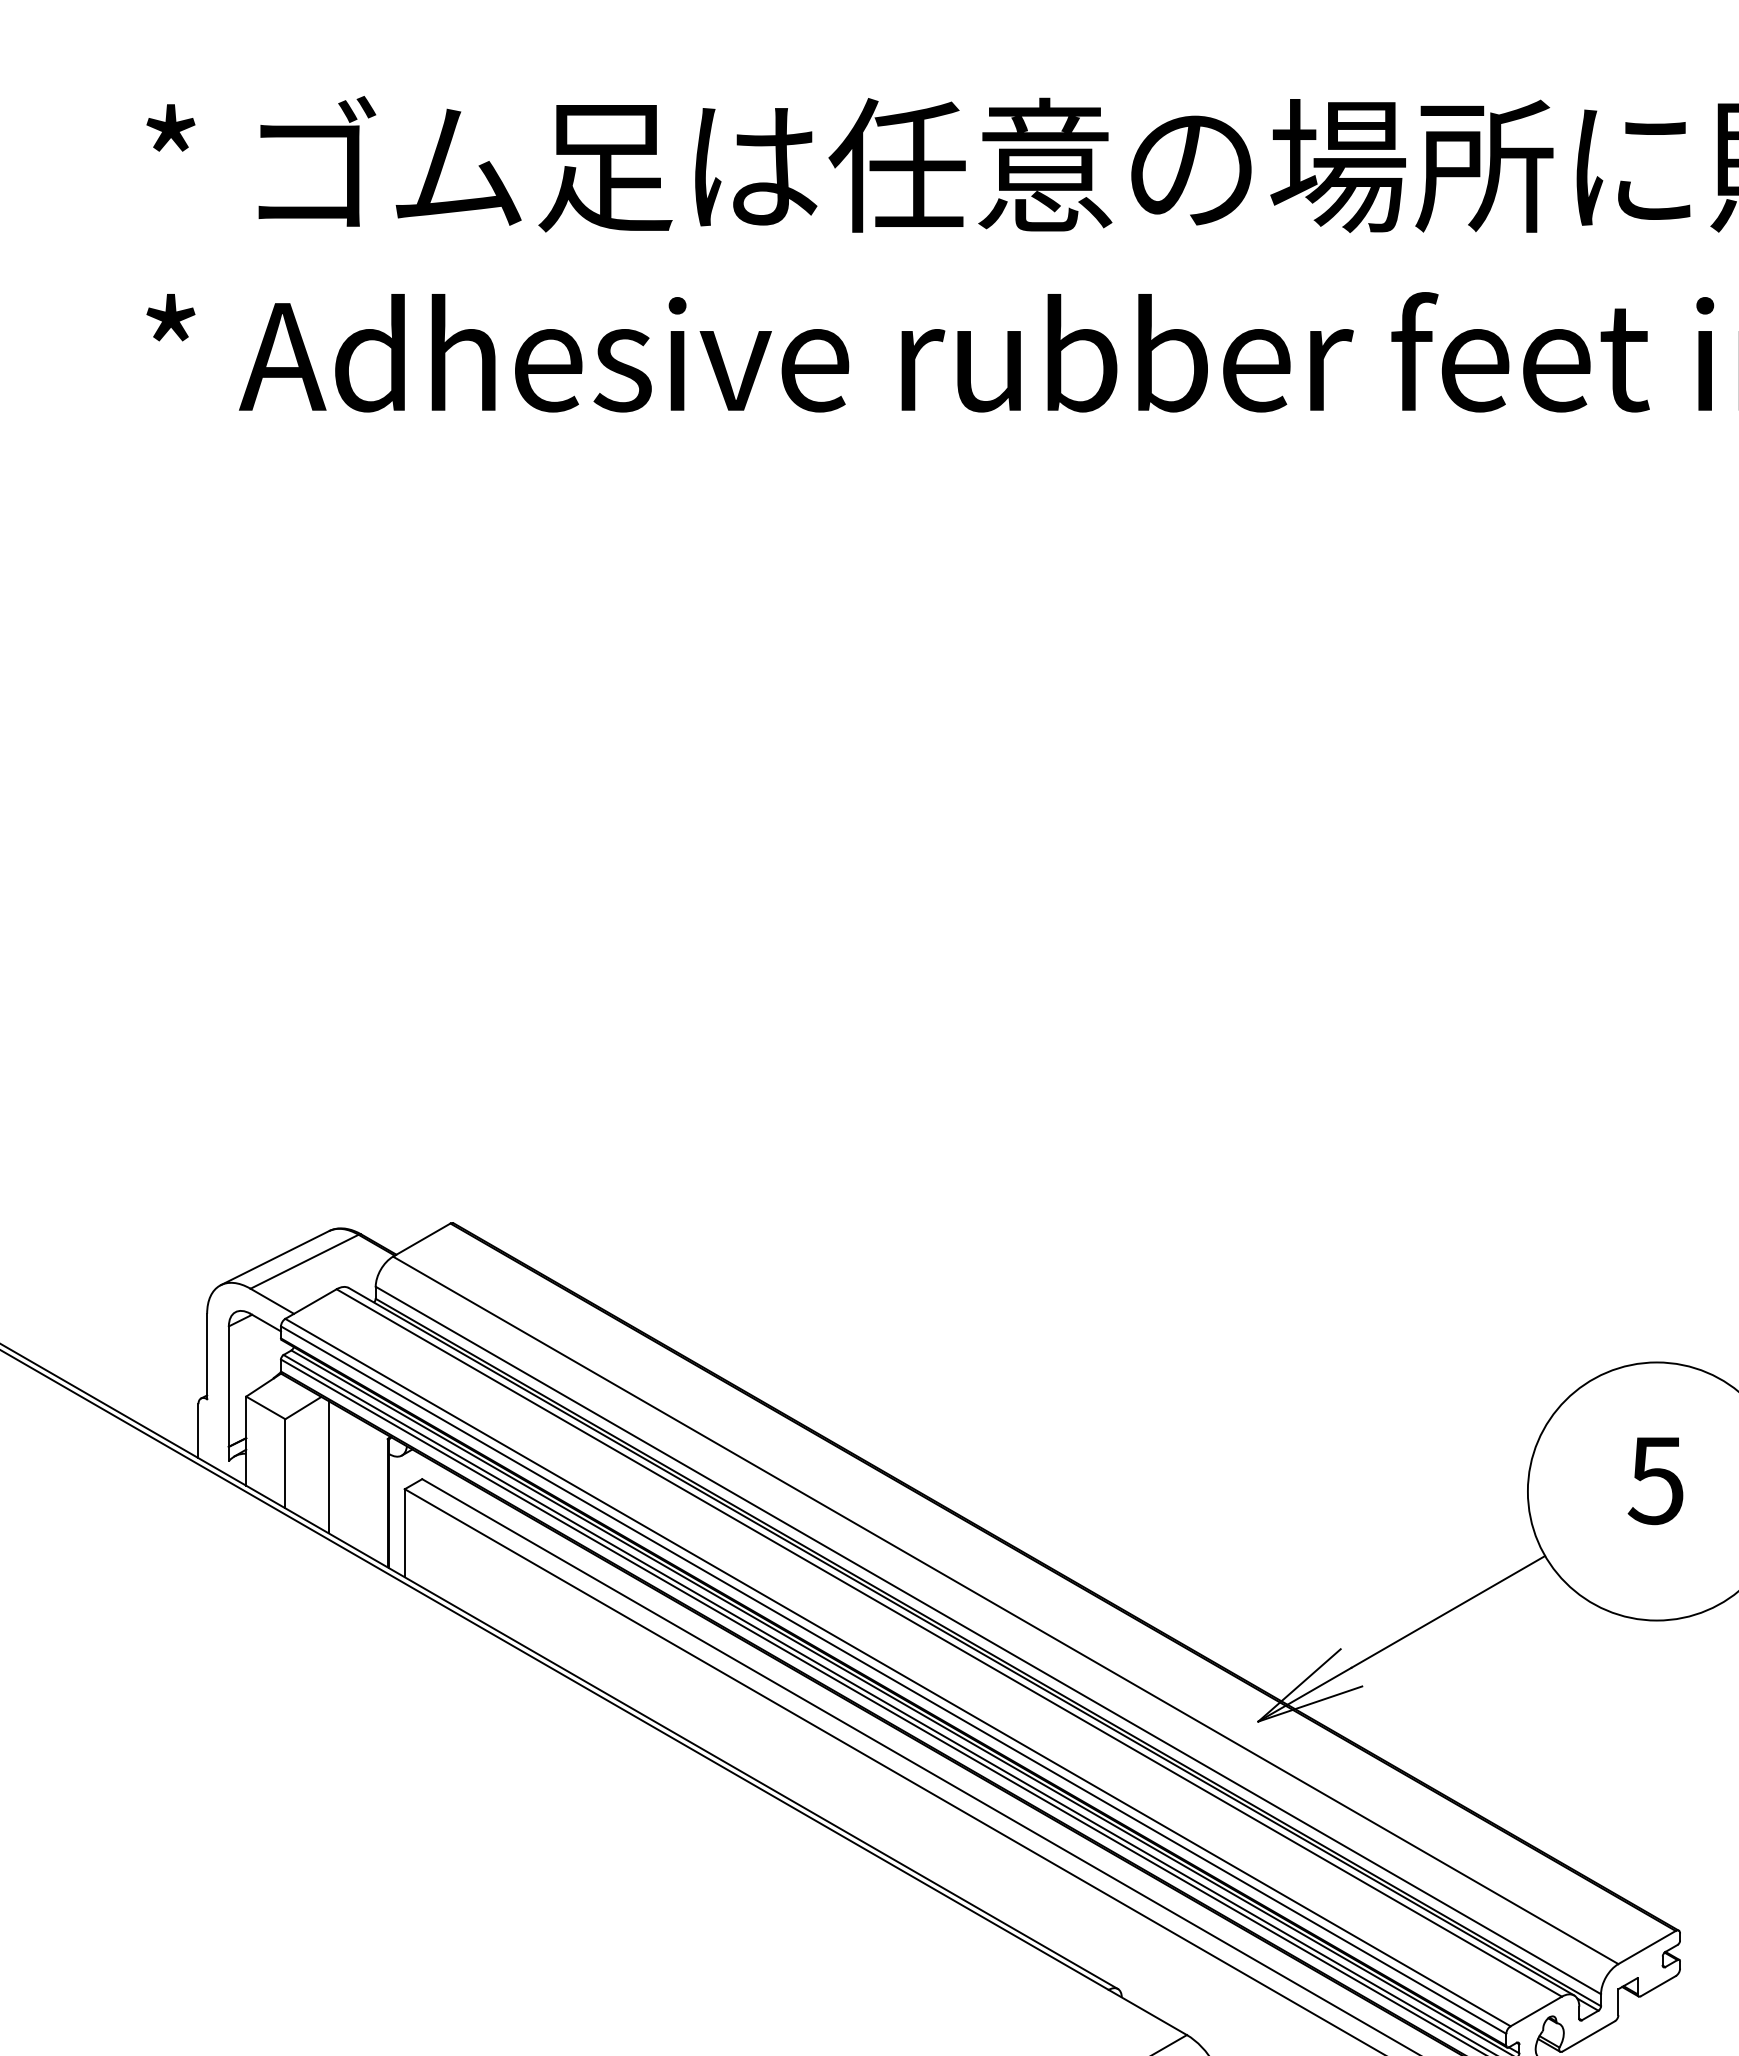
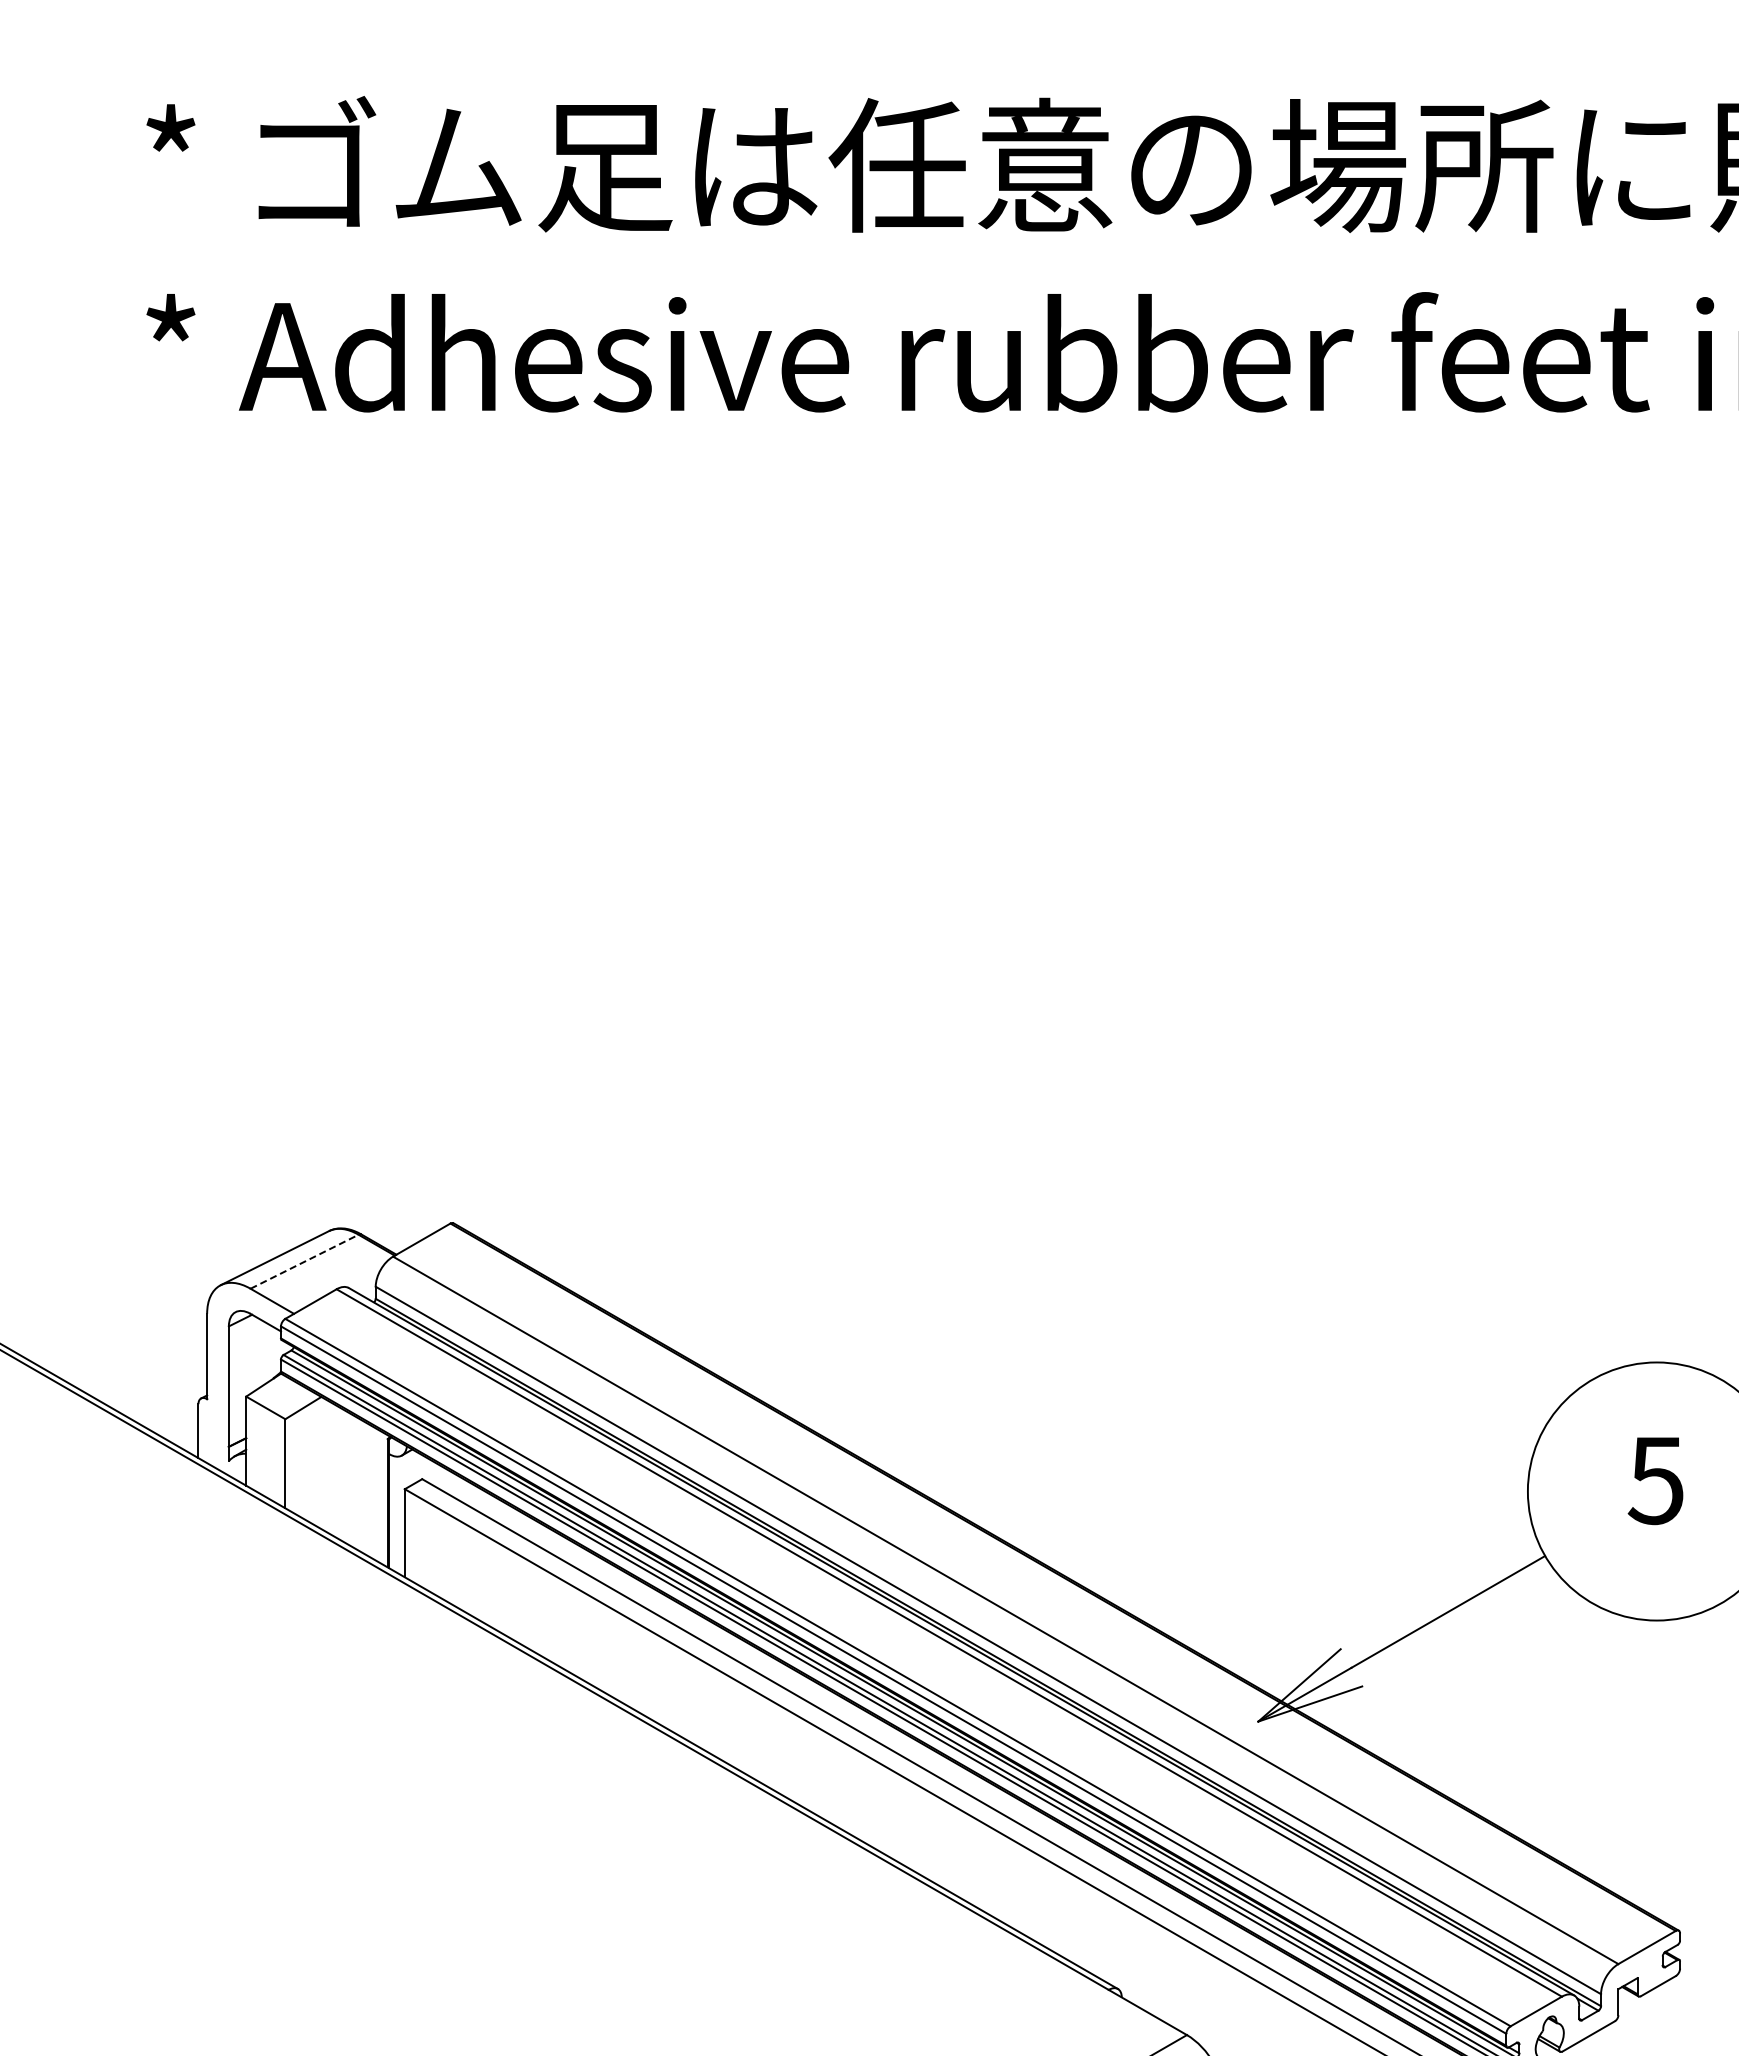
line: solid -> dashed (305, 1261)
line: present -> none (328, 1467)
